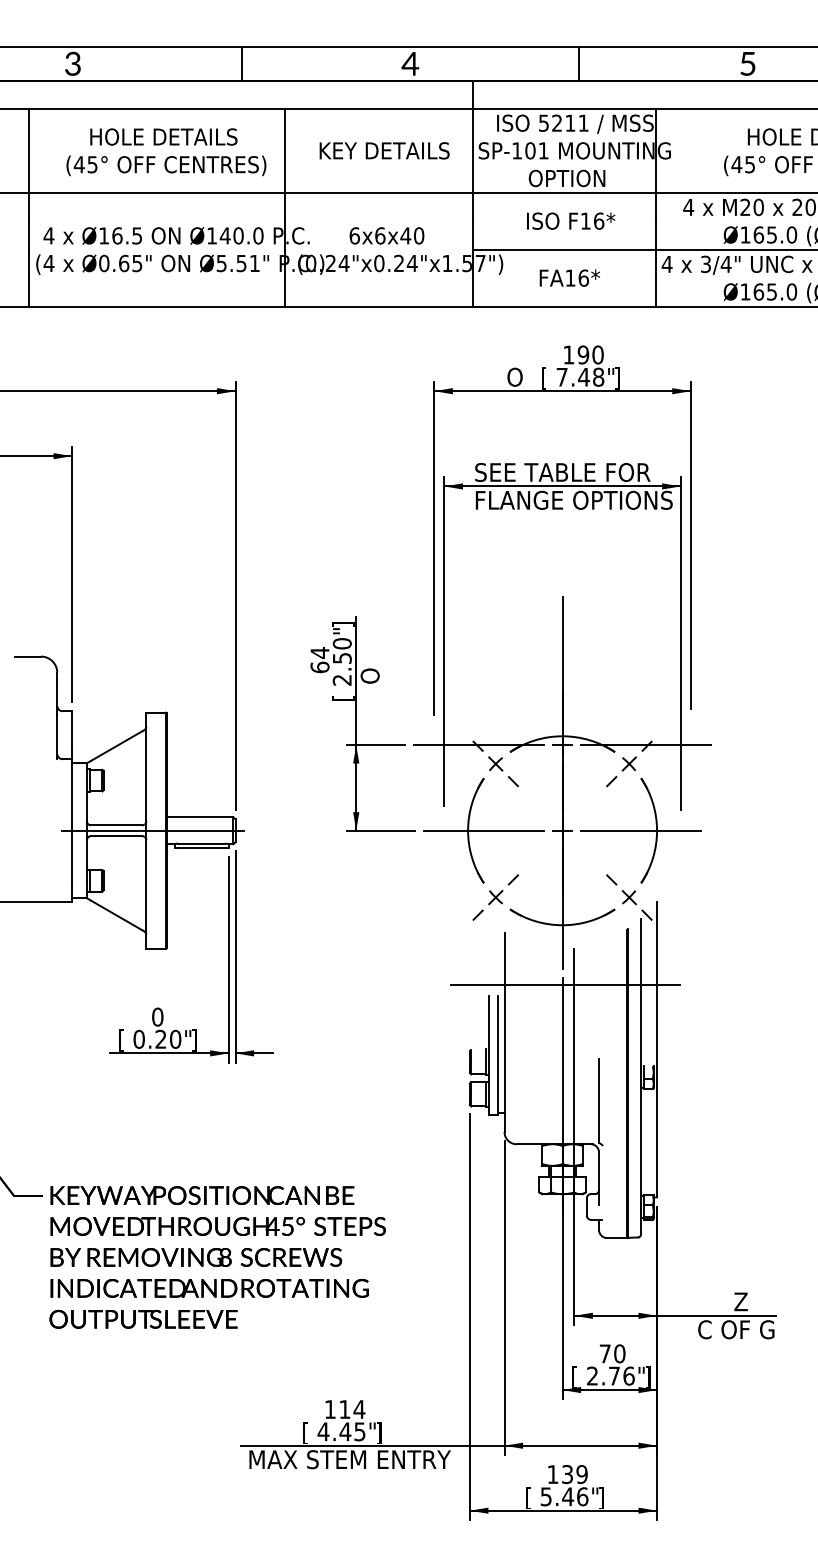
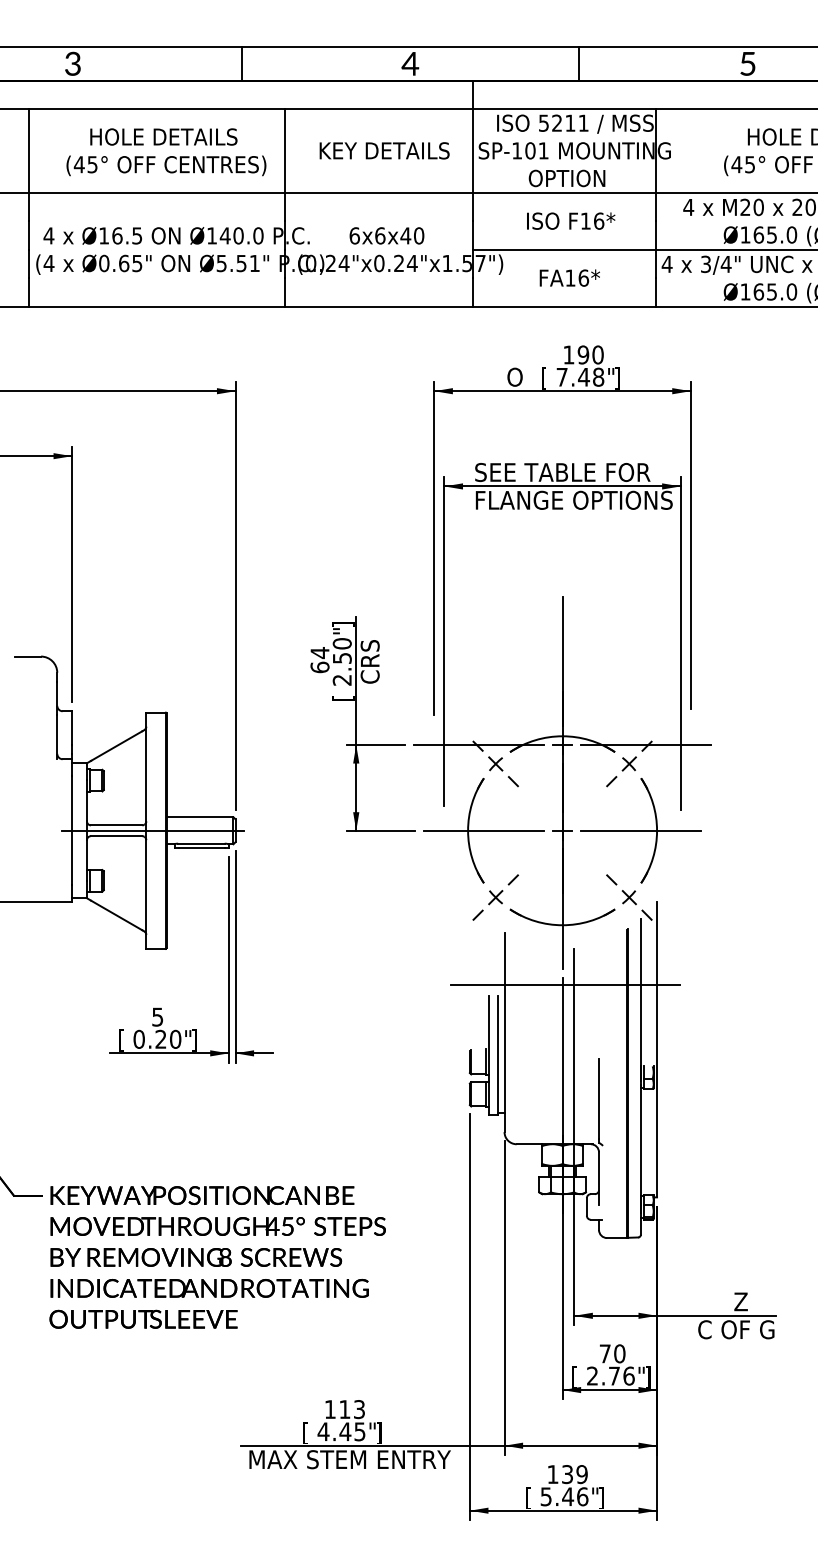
text: O -> CRS (369, 659)
text: 0 -> 5 (157, 1016)
text: 114 -> 113 (359, 1409)
